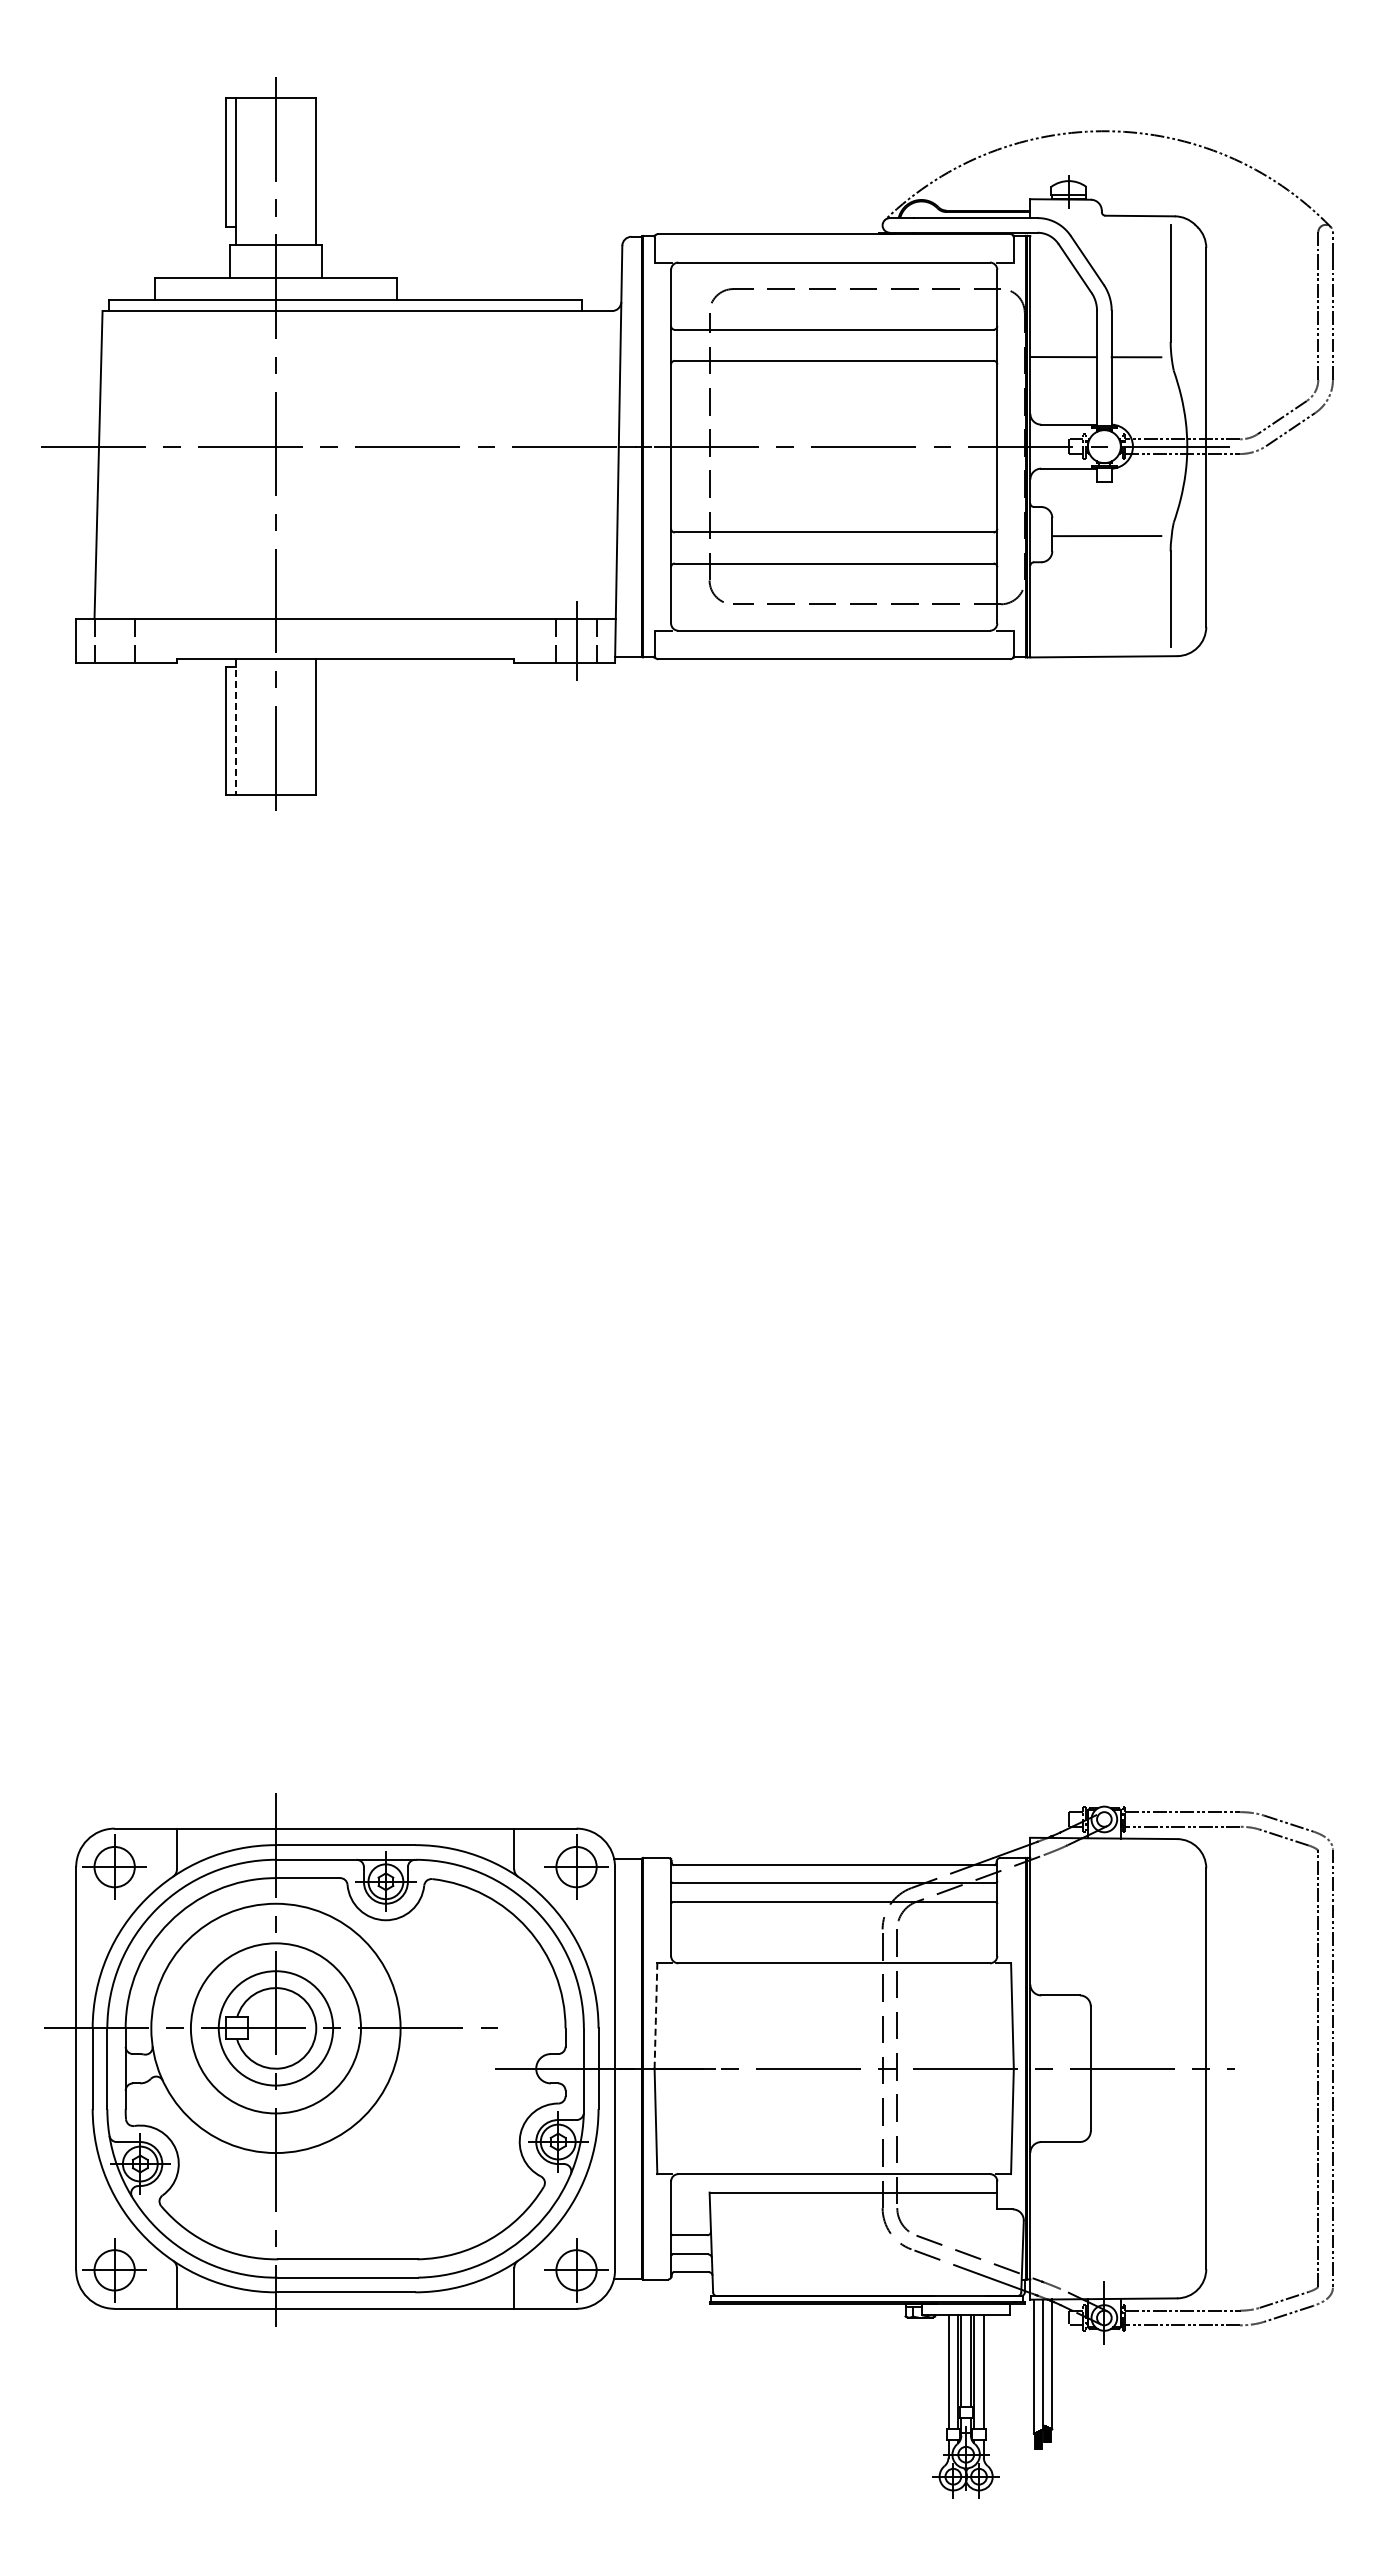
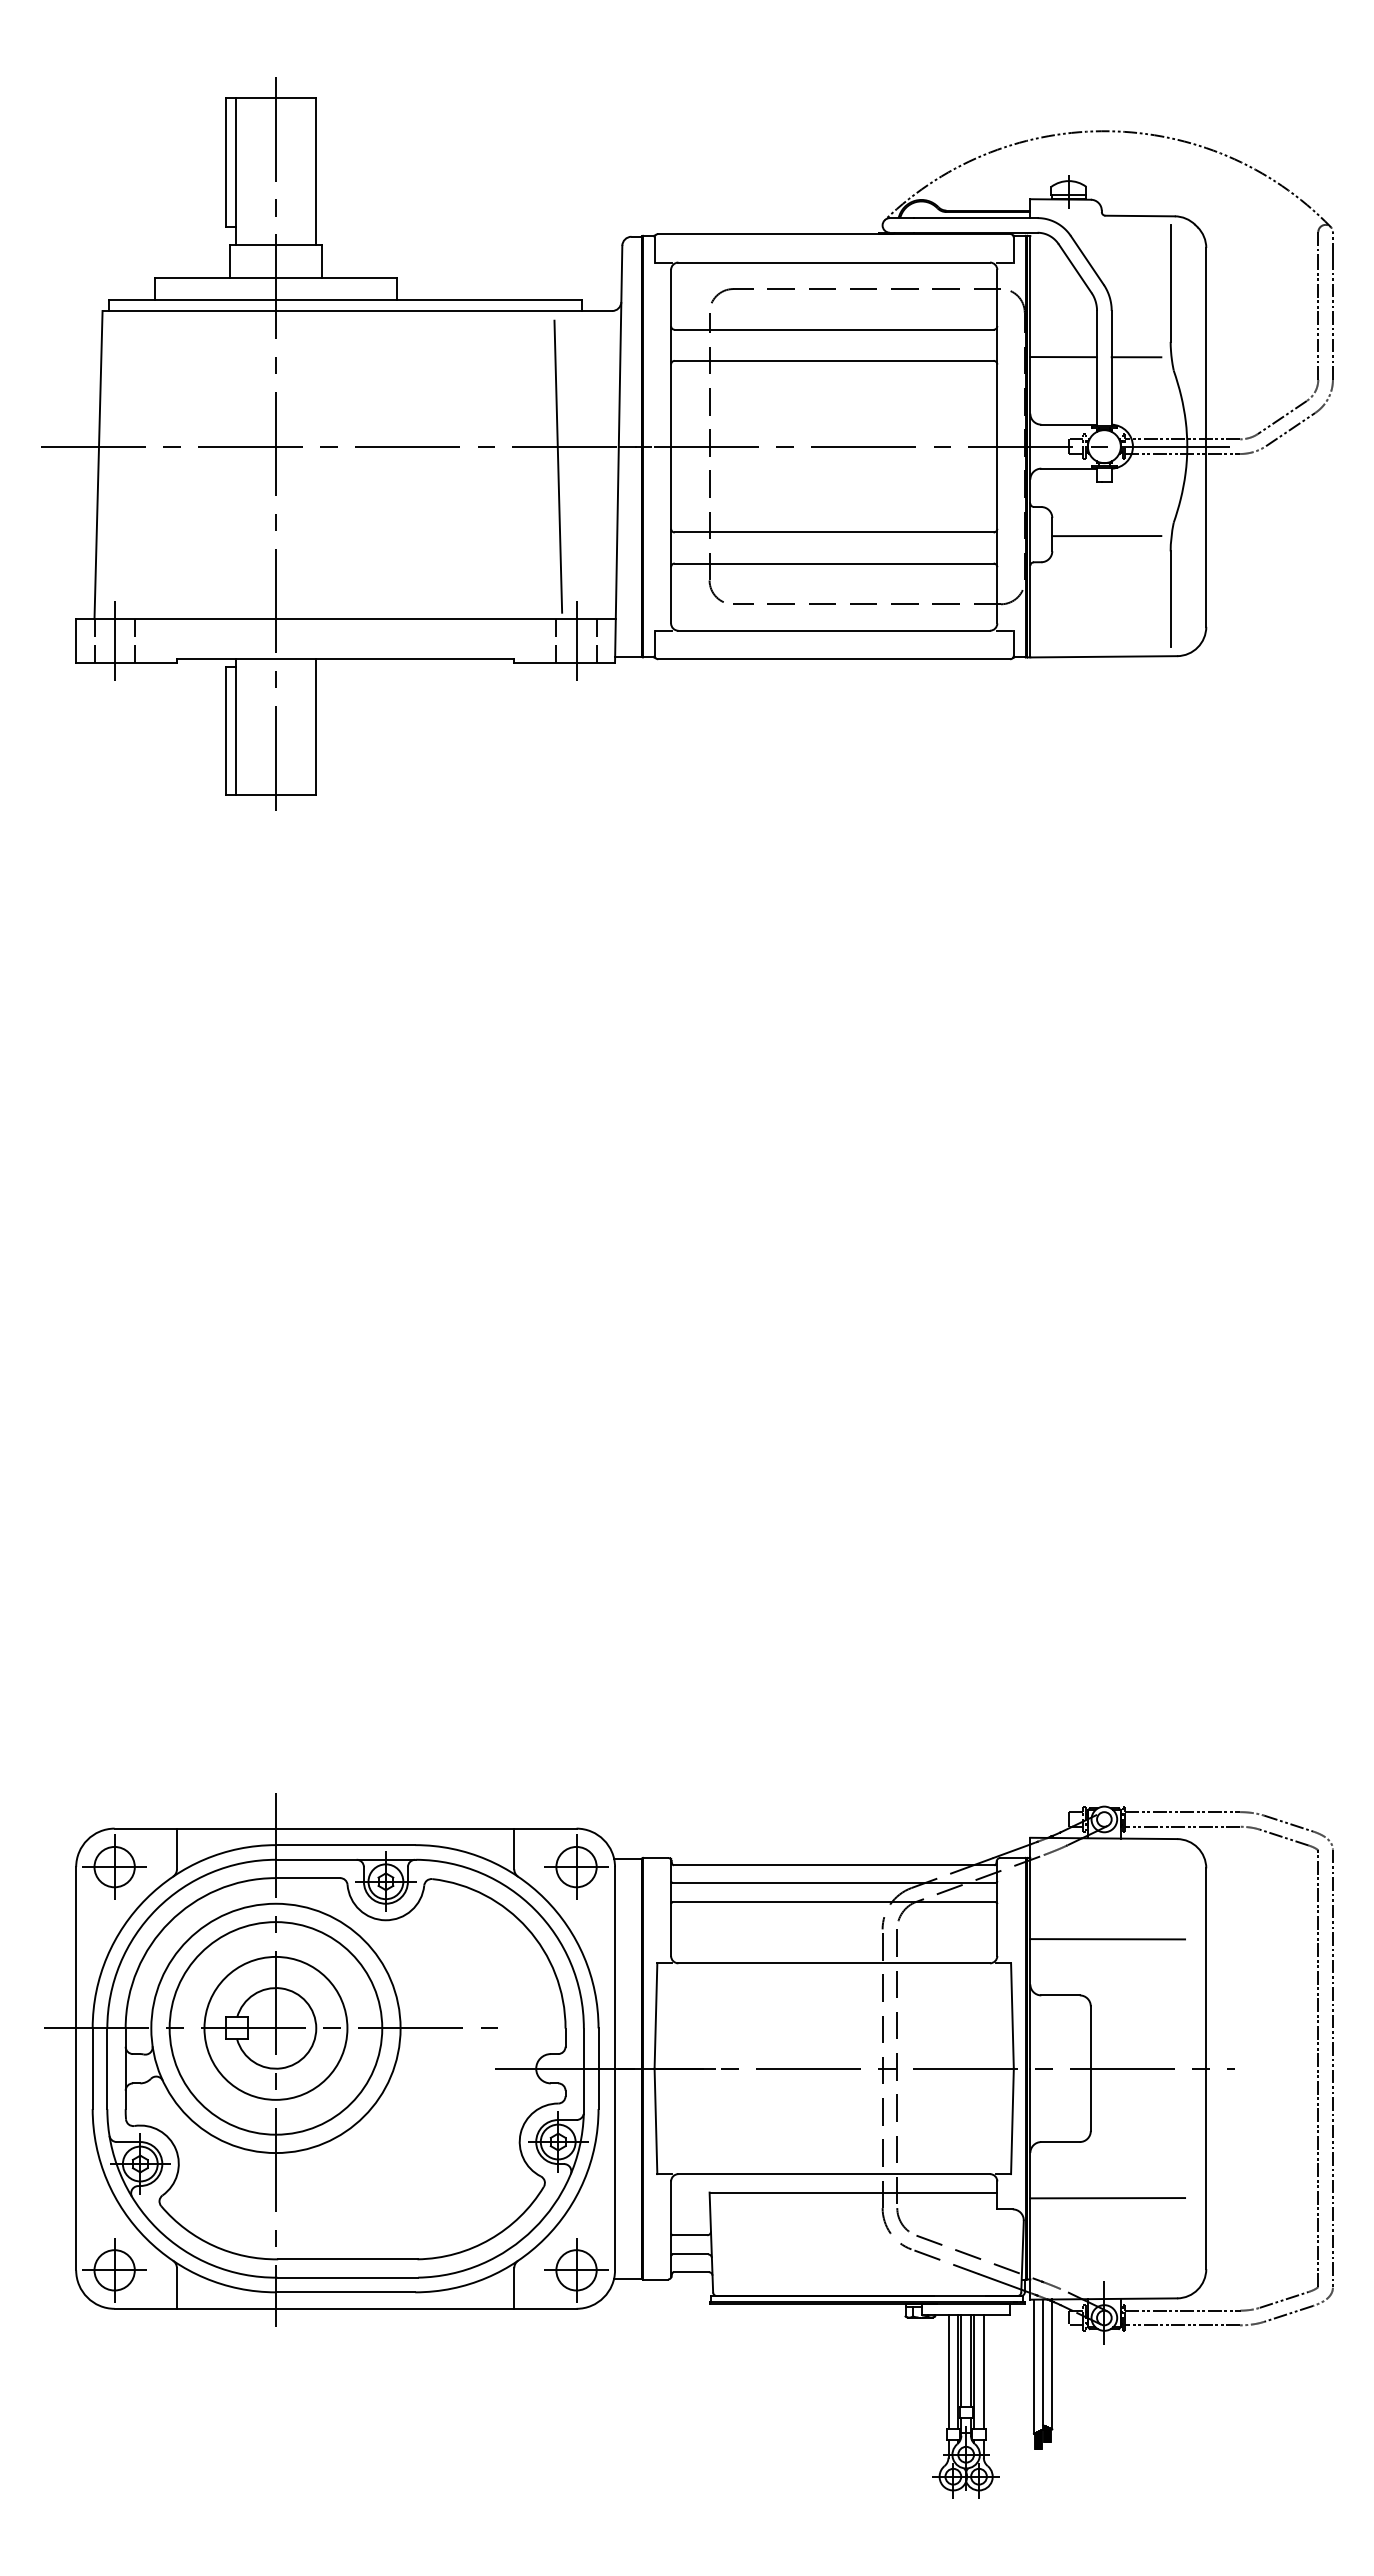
line: none -> present (558, 466)
line: none -> present (114, 640)
line: dashed -> solid (235, 727)
line: none -> present (1107, 1939)
line: dashed -> solid (655, 2016)
circle diameter: 114 px -> 143 px (275, 2027)
circle diameter: 170 px -> 213 px (275, 2028)
line: none -> present (1107, 2198)
